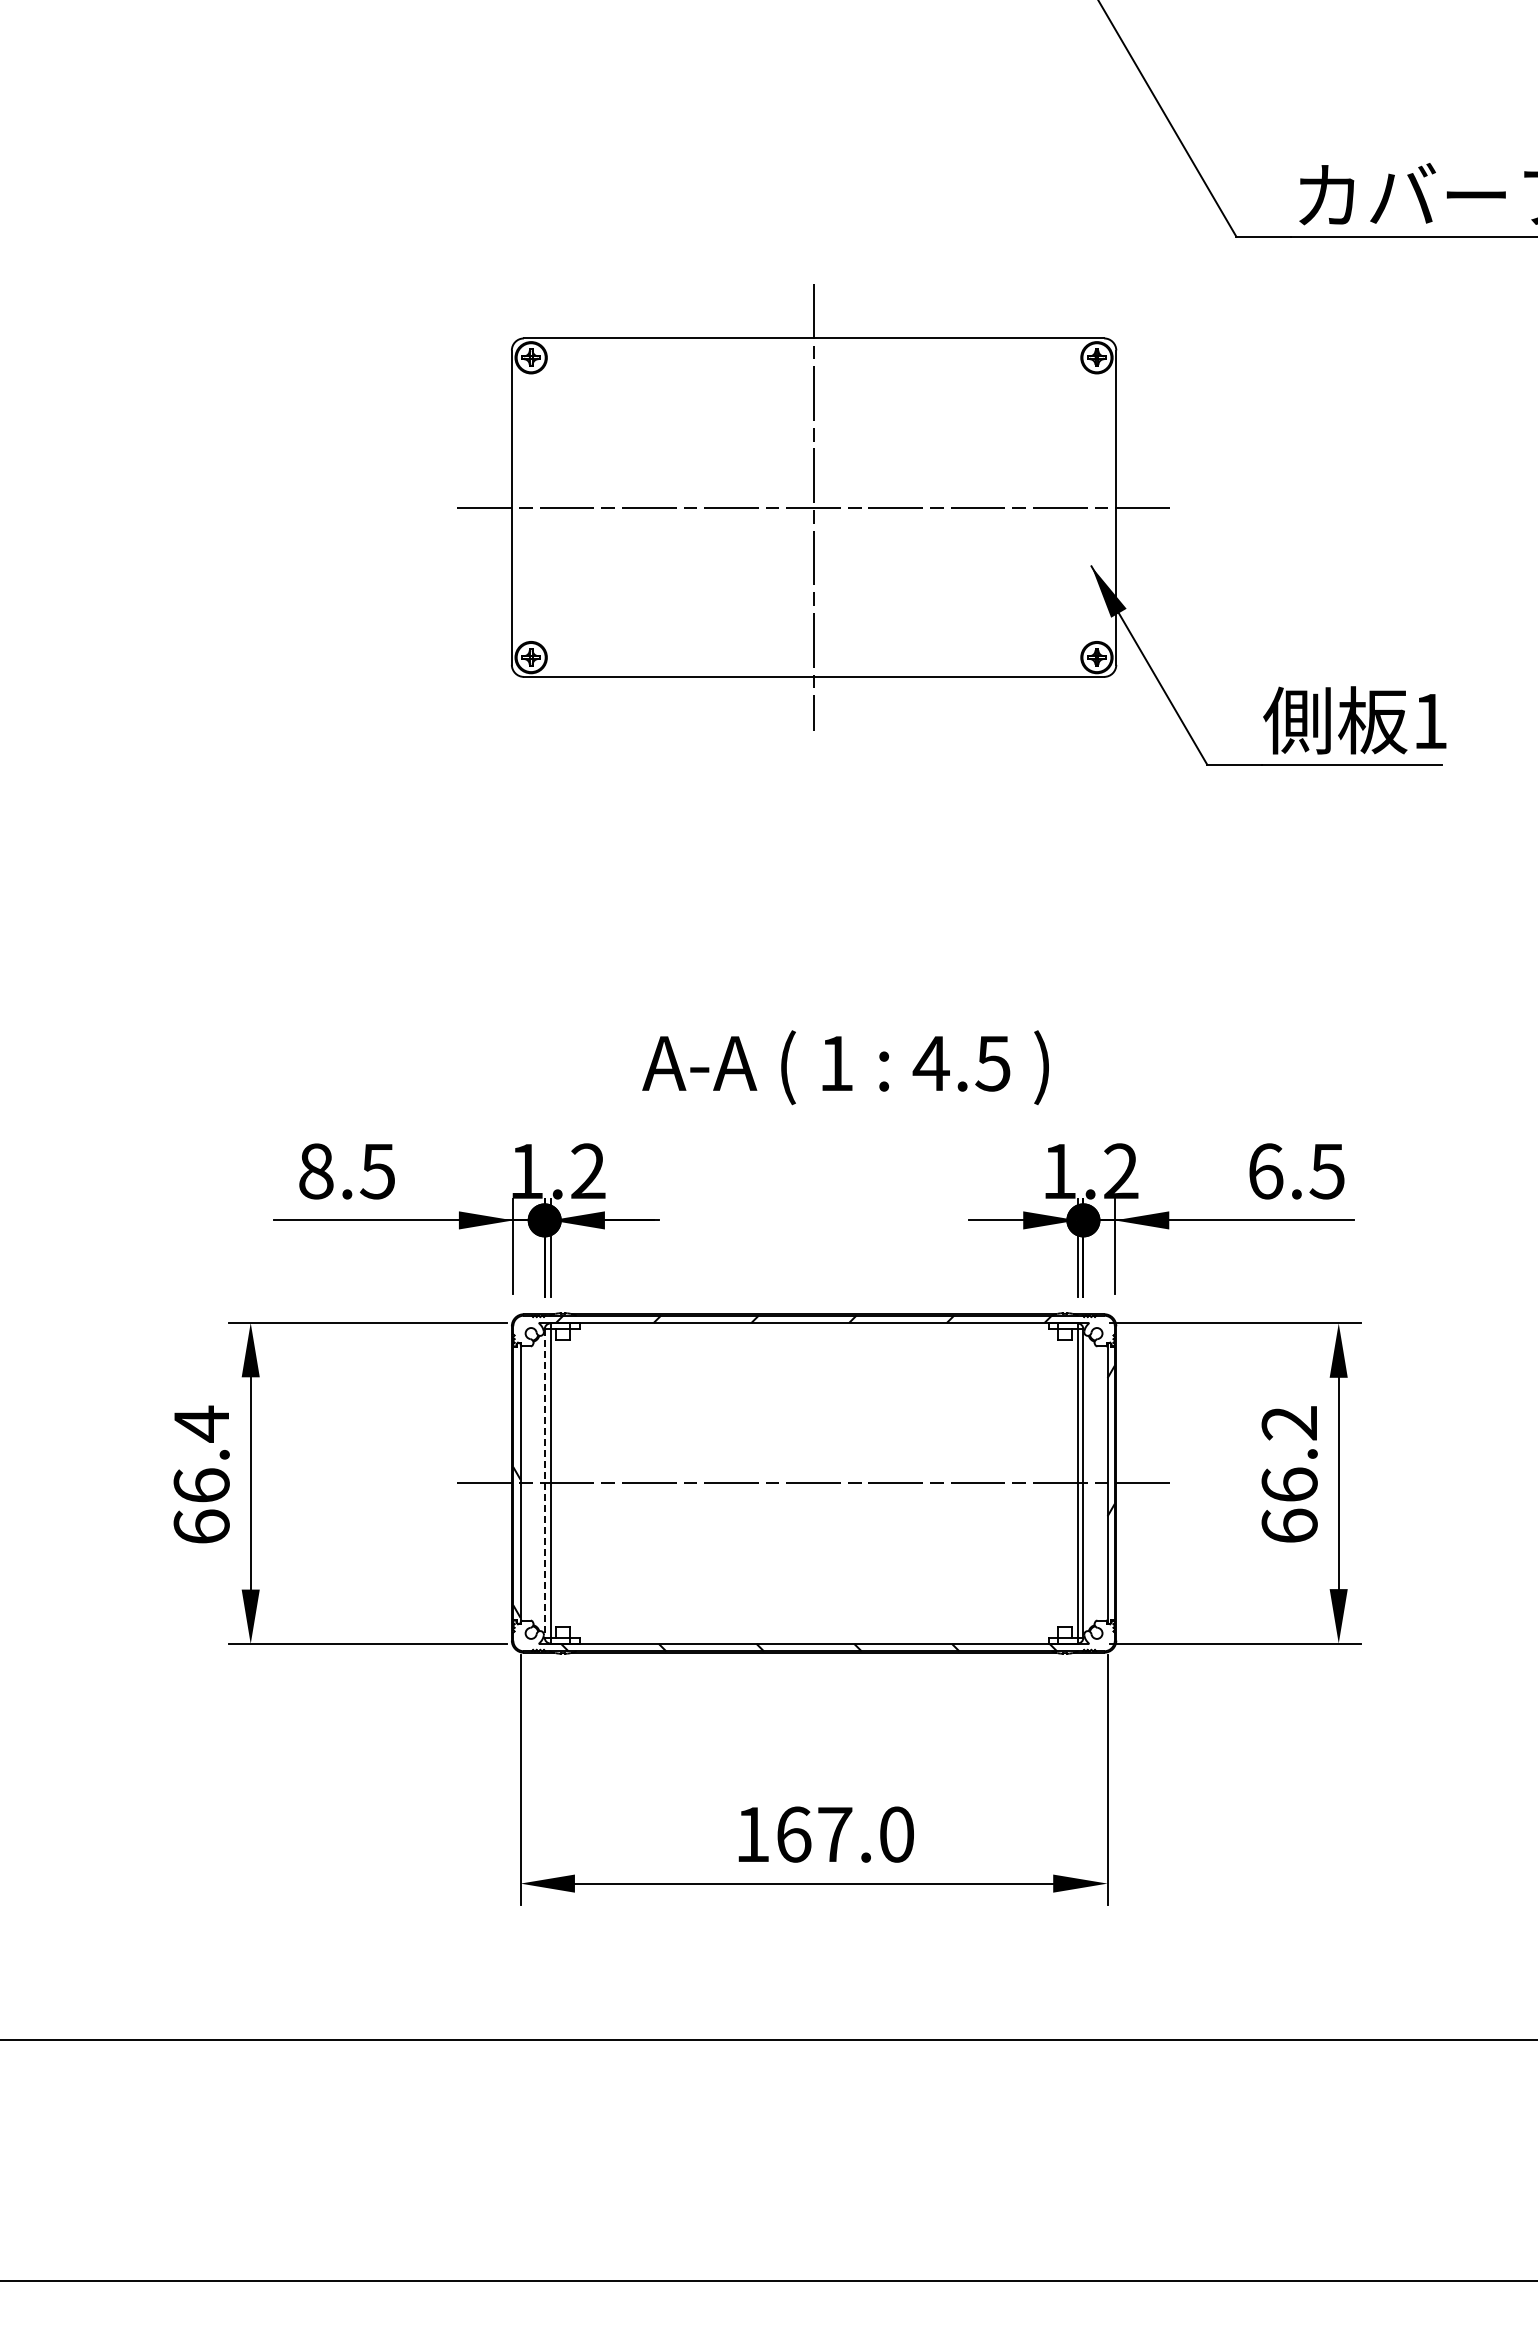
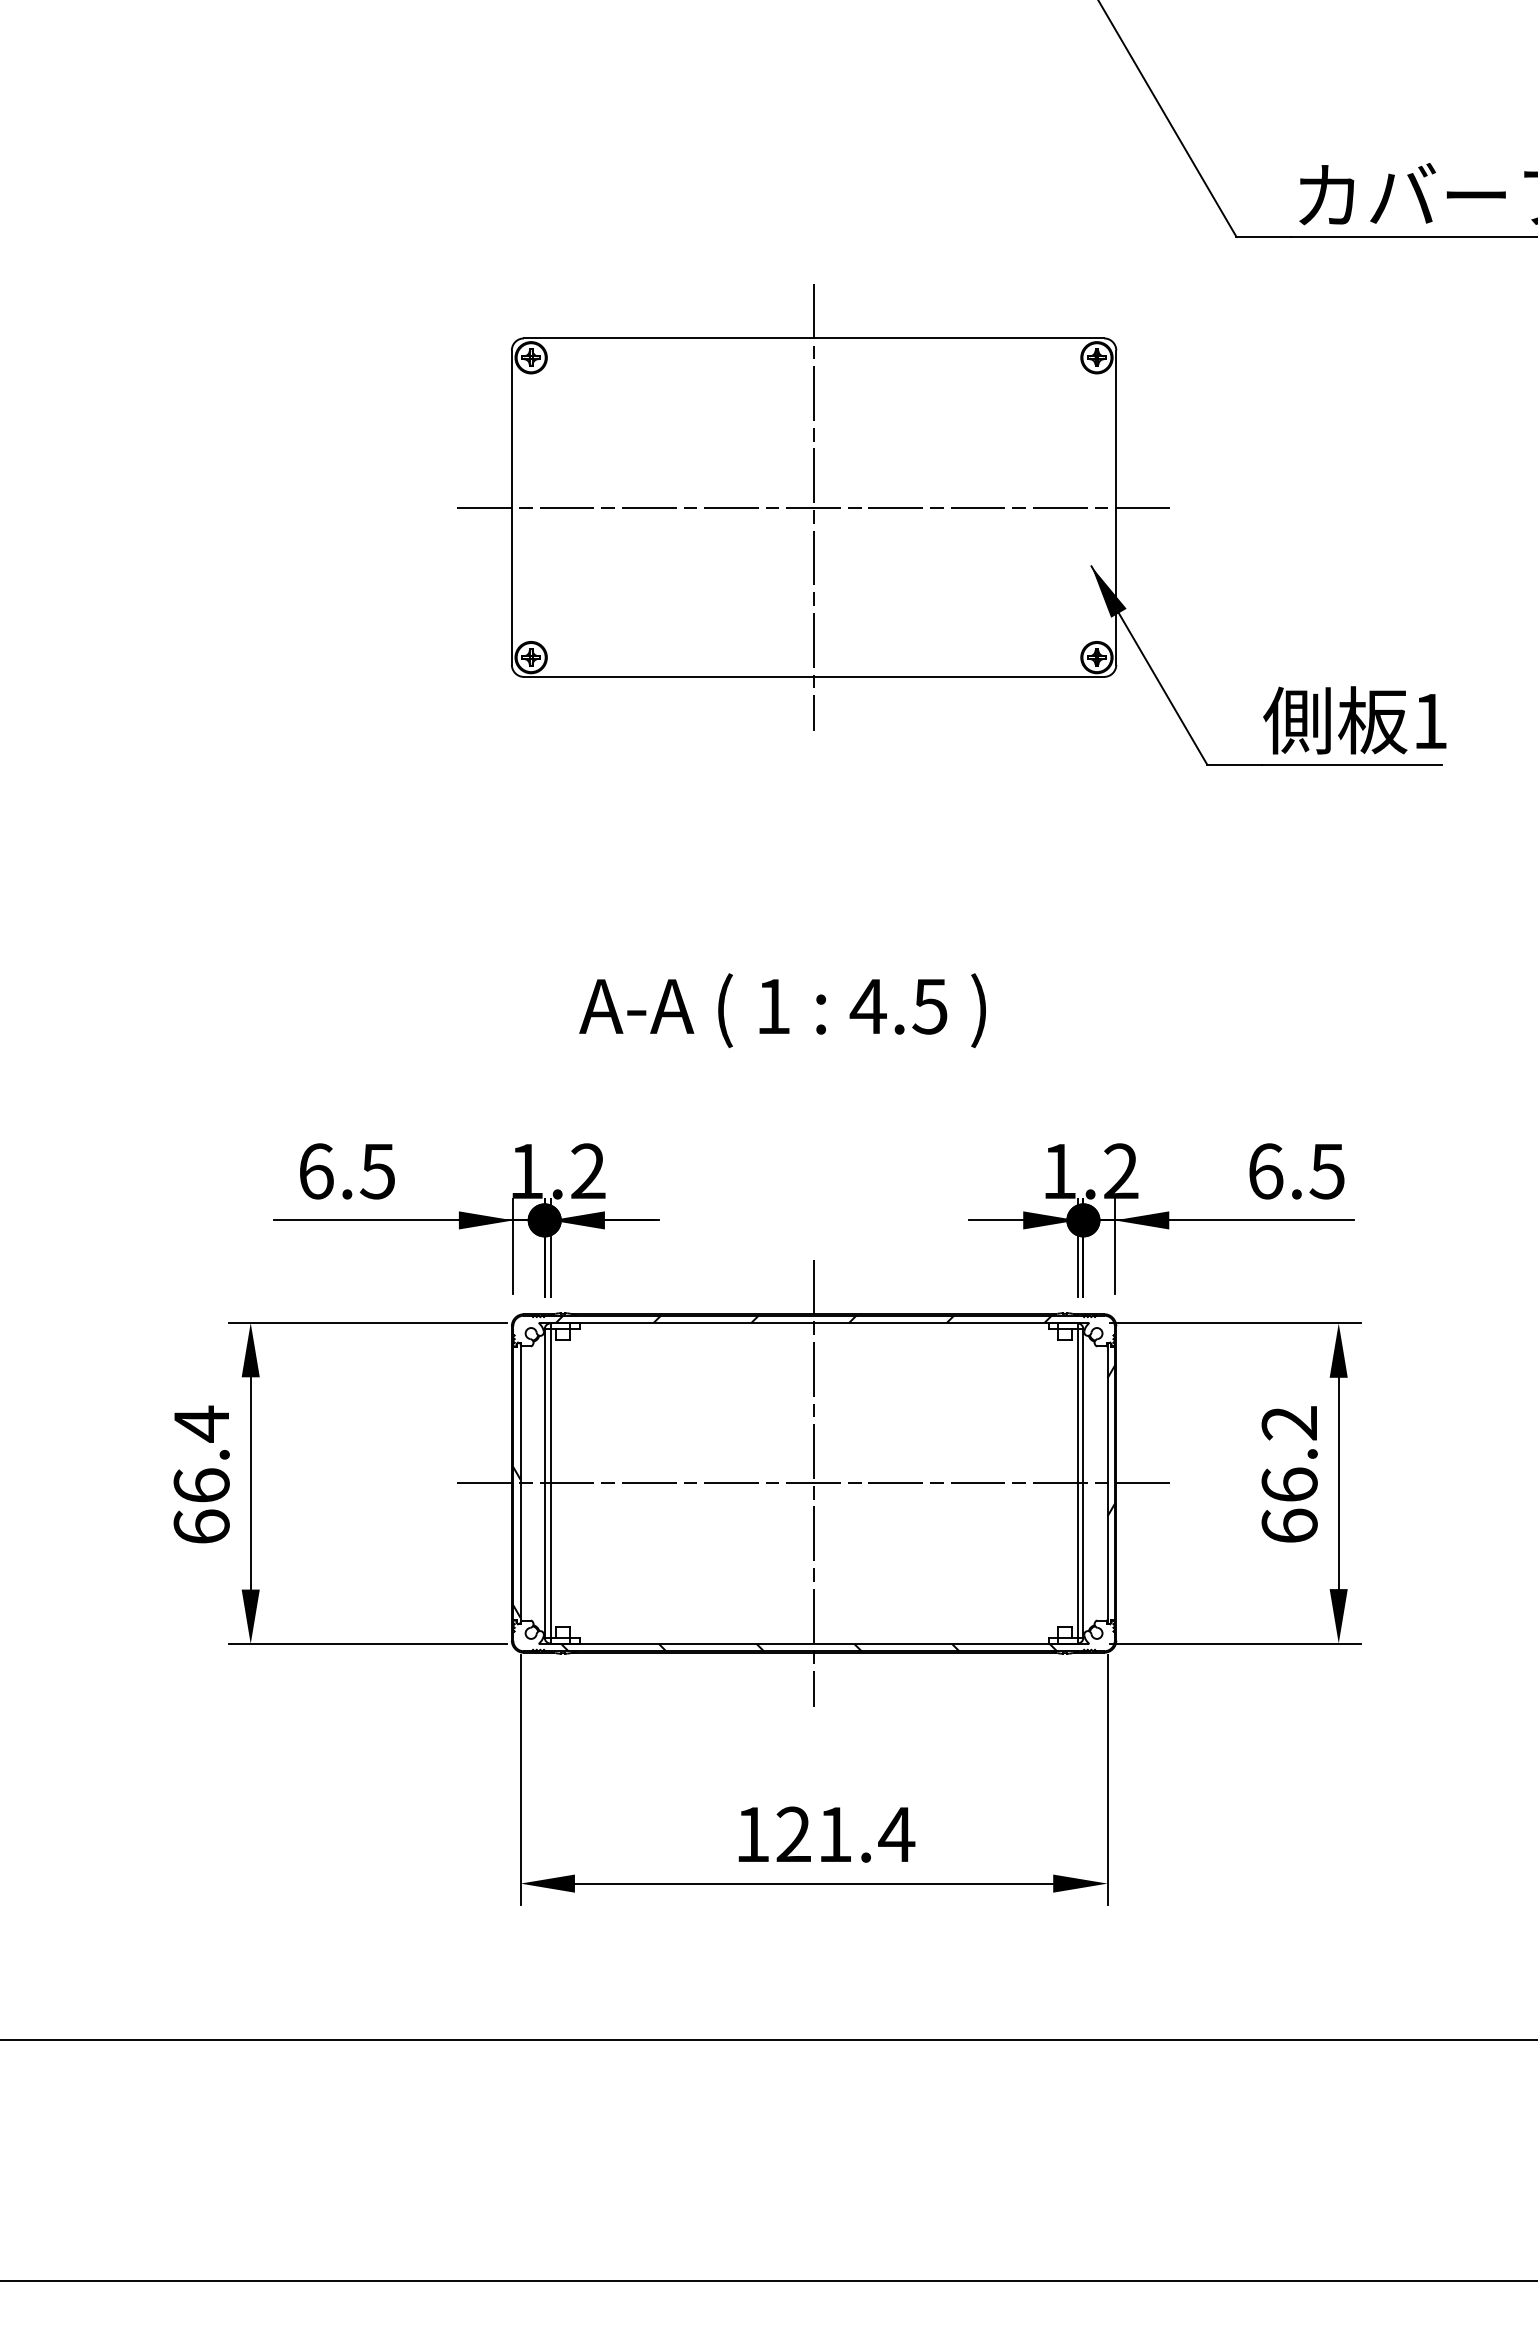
text position: (845, 1067) -> (782, 1010) (782, 1010)
text: 8.5 -> 6.5 (316, 1171)
line: dashed -> solid (544, 1483)
line: none -> present (814, 1483)
text: 167.0 -> 121.4 (845, 1834)
